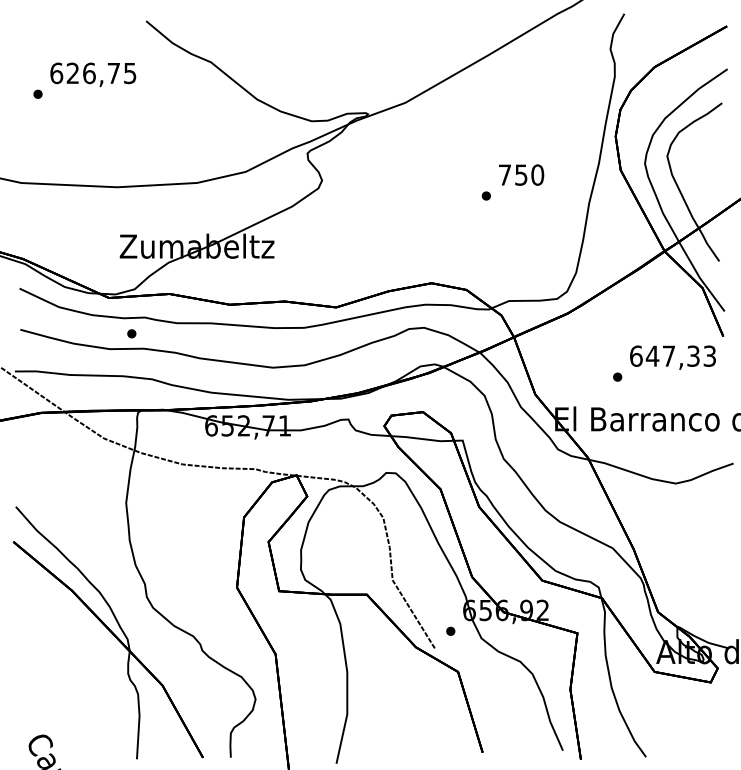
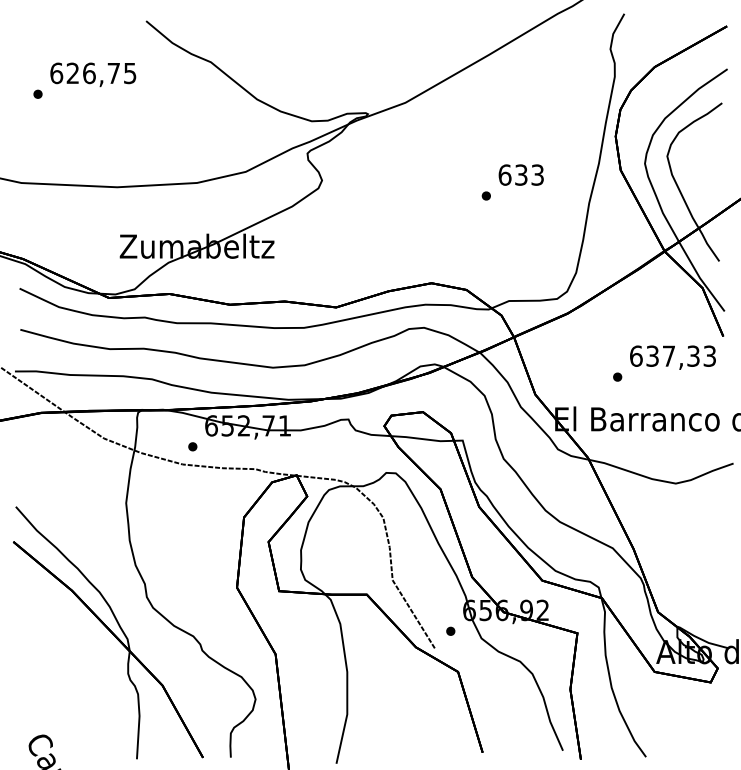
text: 750 -> 633 (521, 174)
part position: (131, 333) -> (192, 446) (192, 446)
text: 647,33 -> 637,33 (652, 355)
